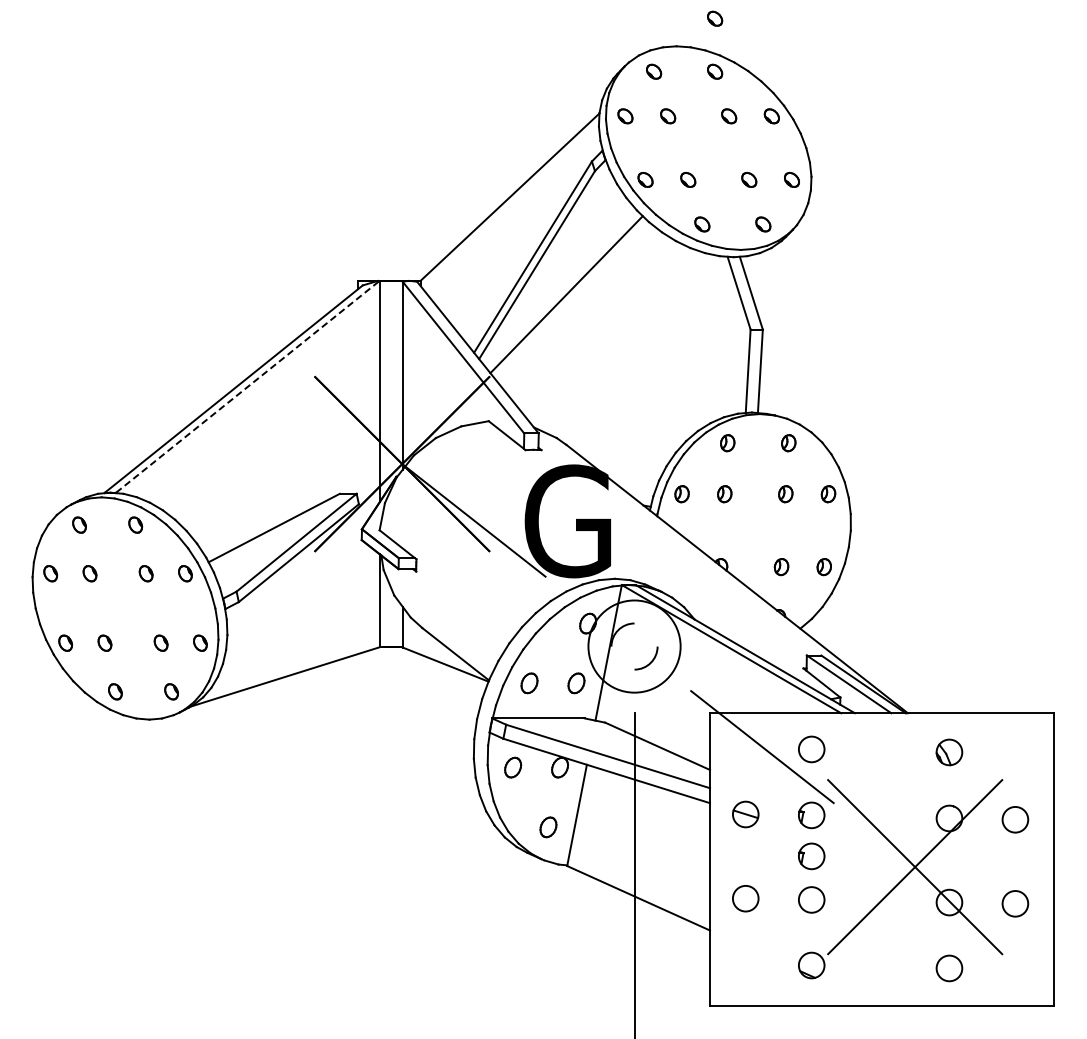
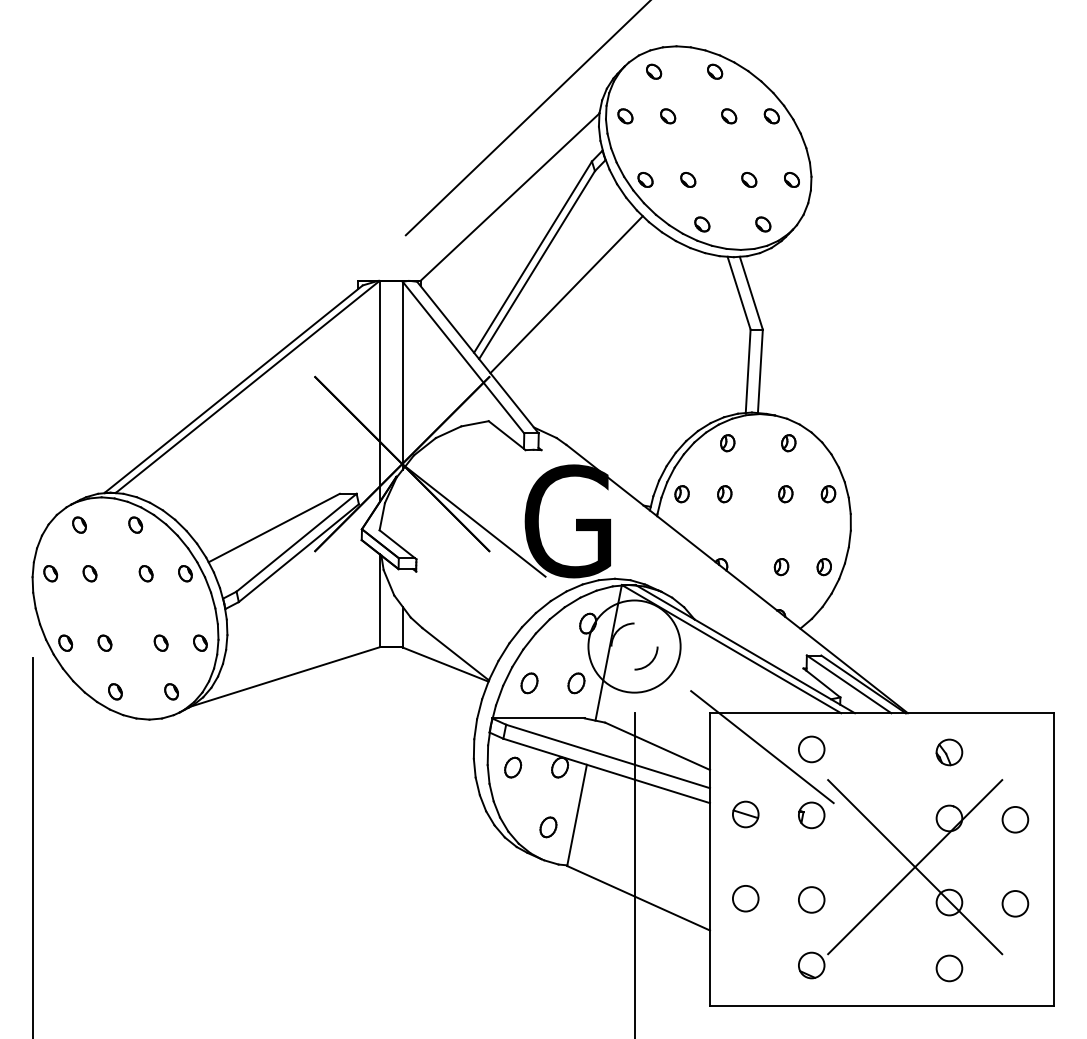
part: present -> none (715, 18)
line: none -> present (526, 118)
line: dashed -> solid (248, 386)
line: none -> present (32, 846)
part: present -> none (811, 856)
